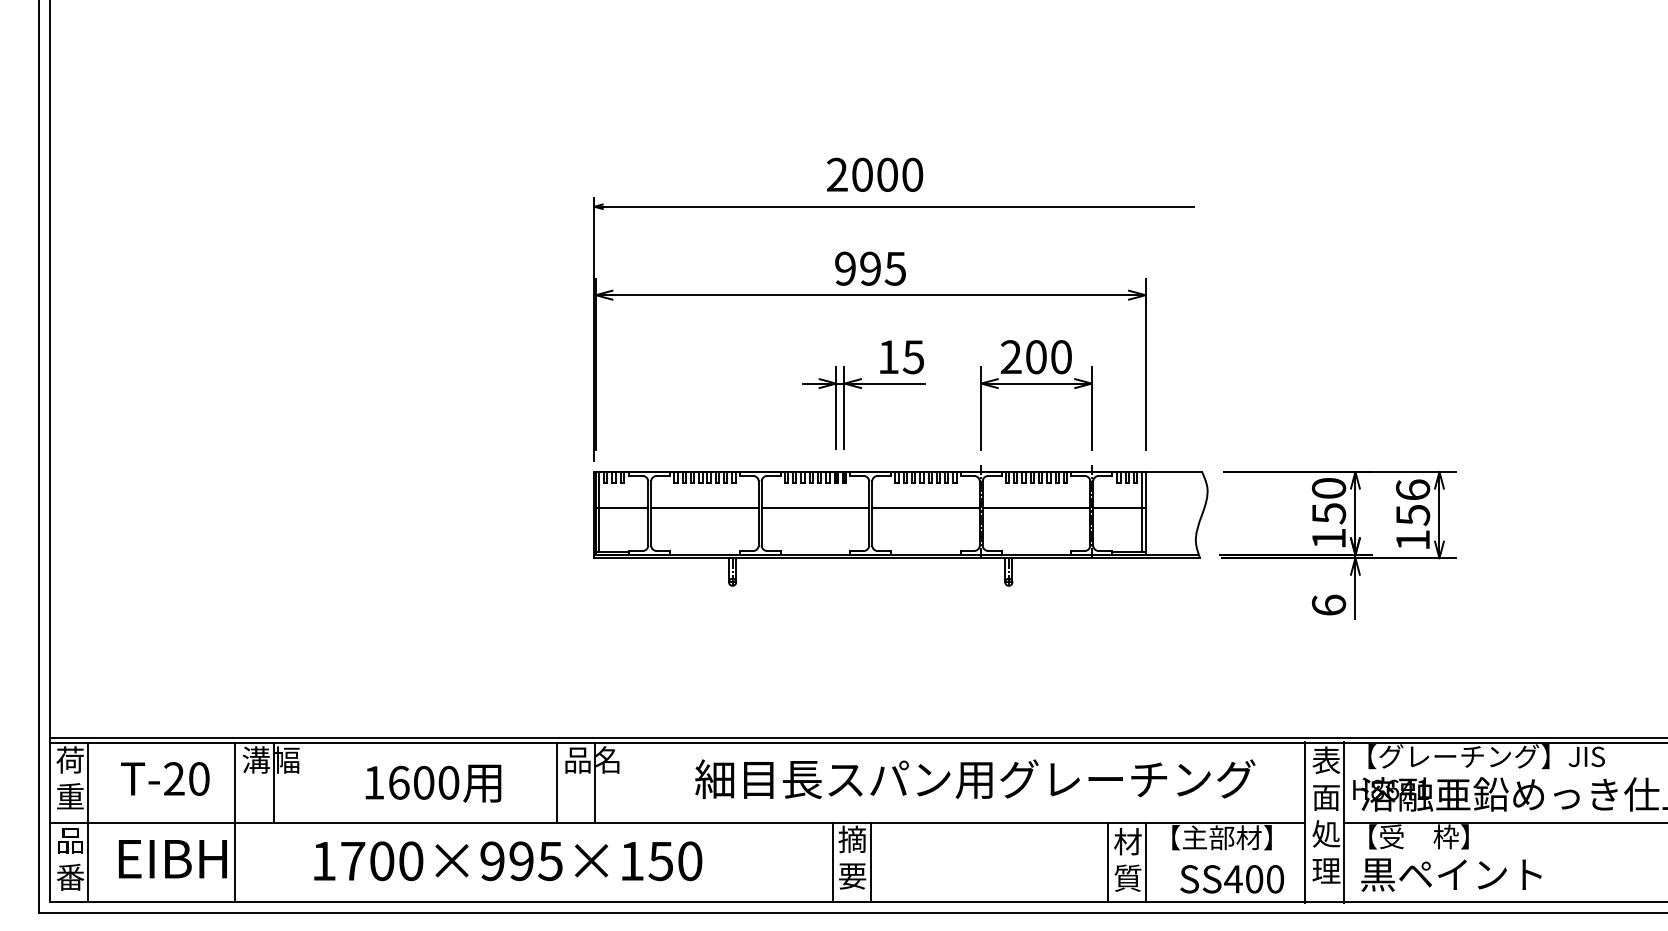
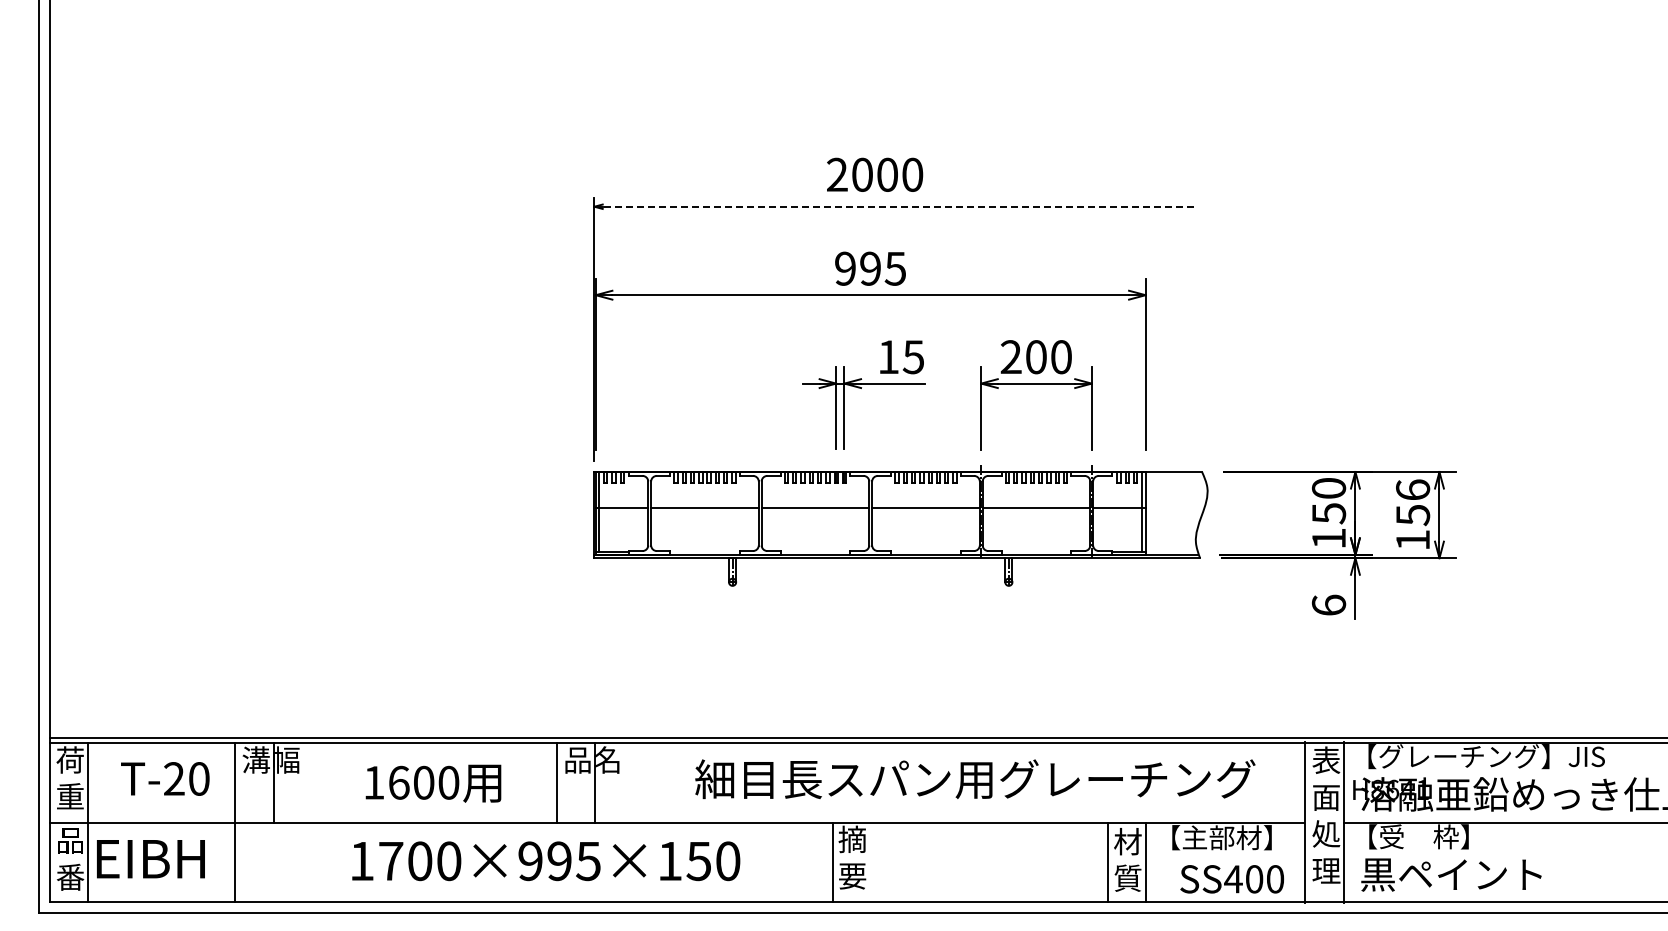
line: solid -> dashed (898, 206)
text position: (172, 859) -> (150, 859) (150, 859)
text position: (508, 861) -> (546, 861) (546, 861)
line: present -> none (870, 862)
